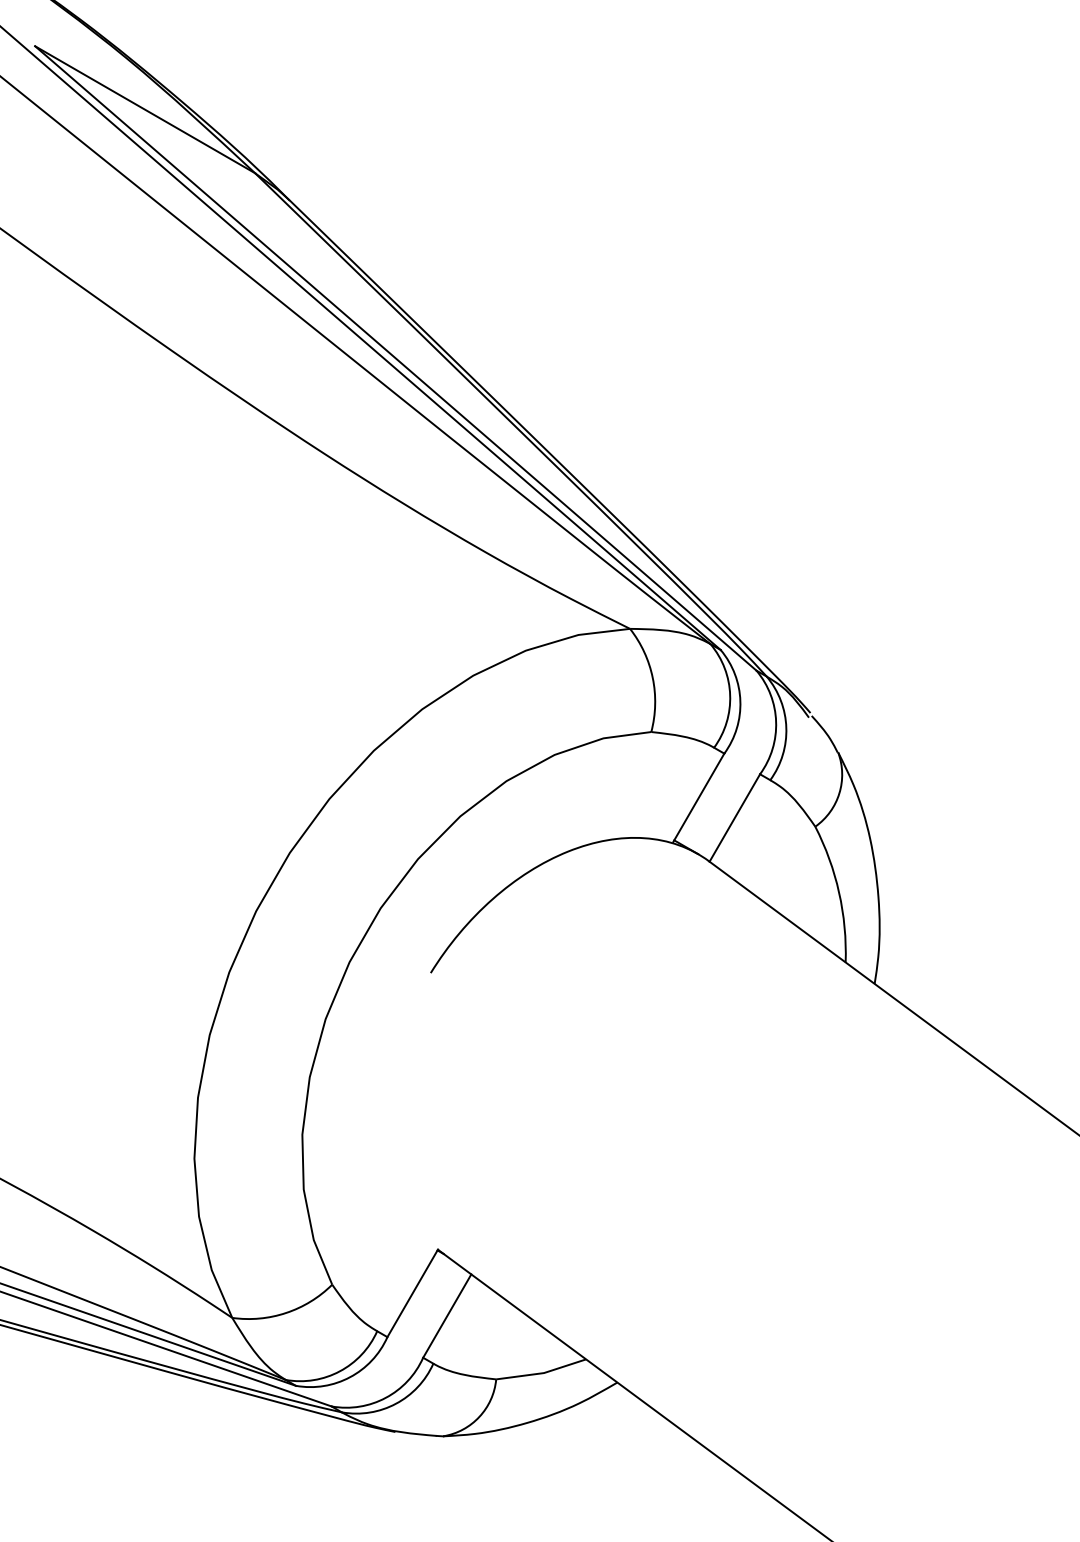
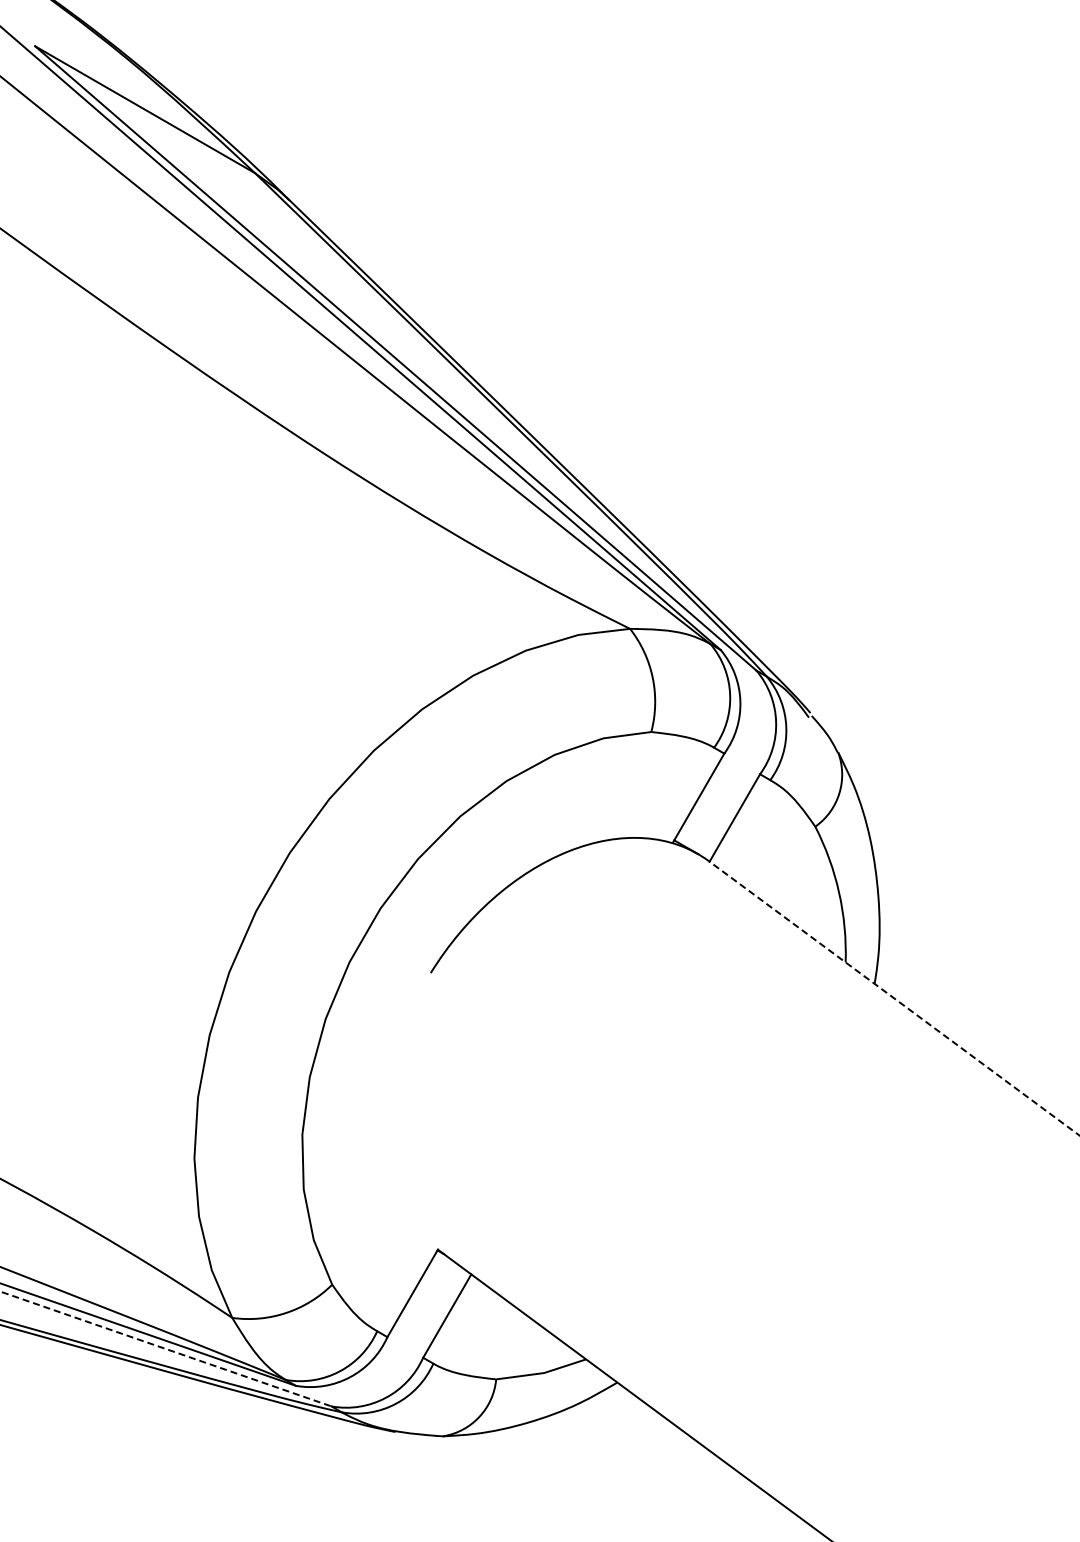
line: solid -> dashed (893, 998)
line: solid -> dashed (166, 1349)
